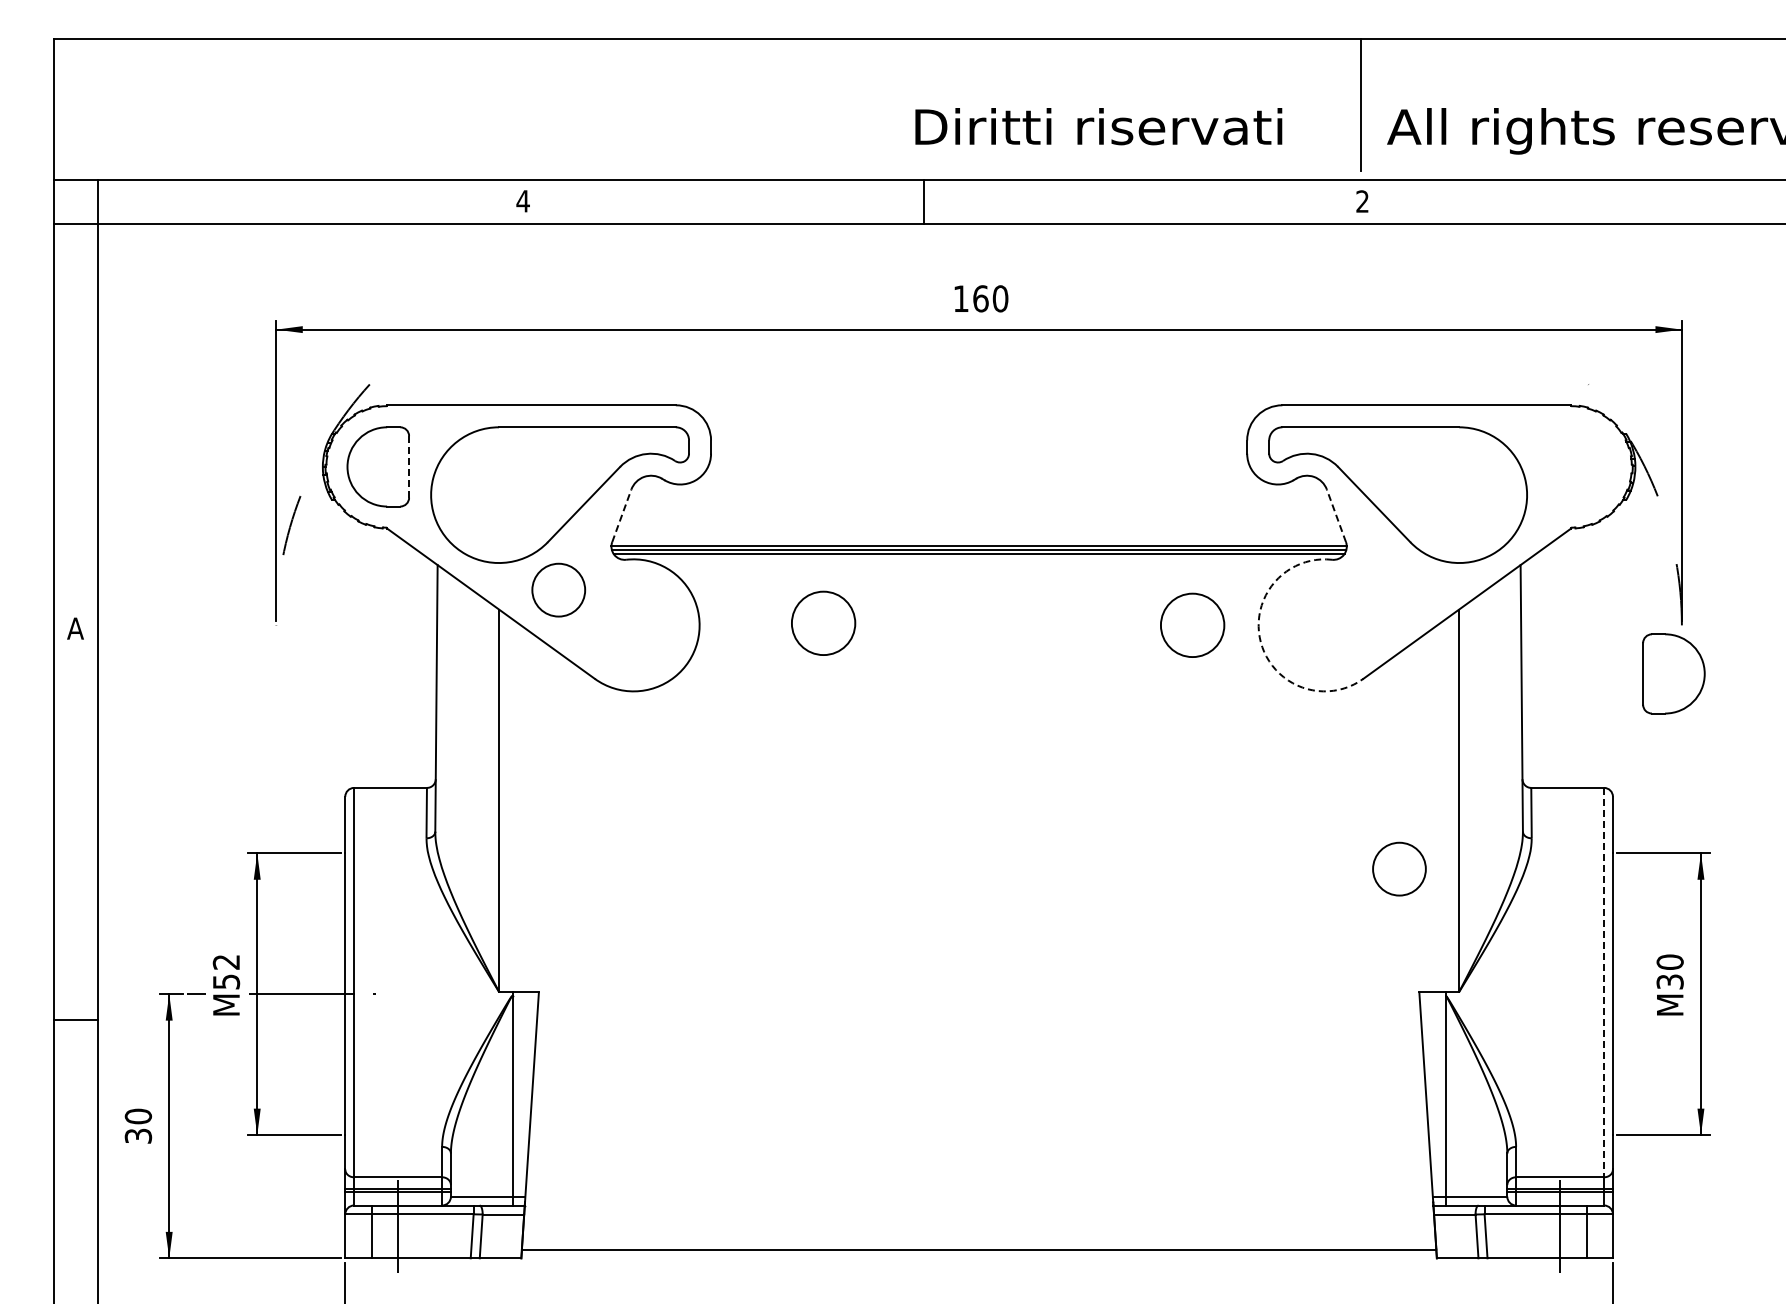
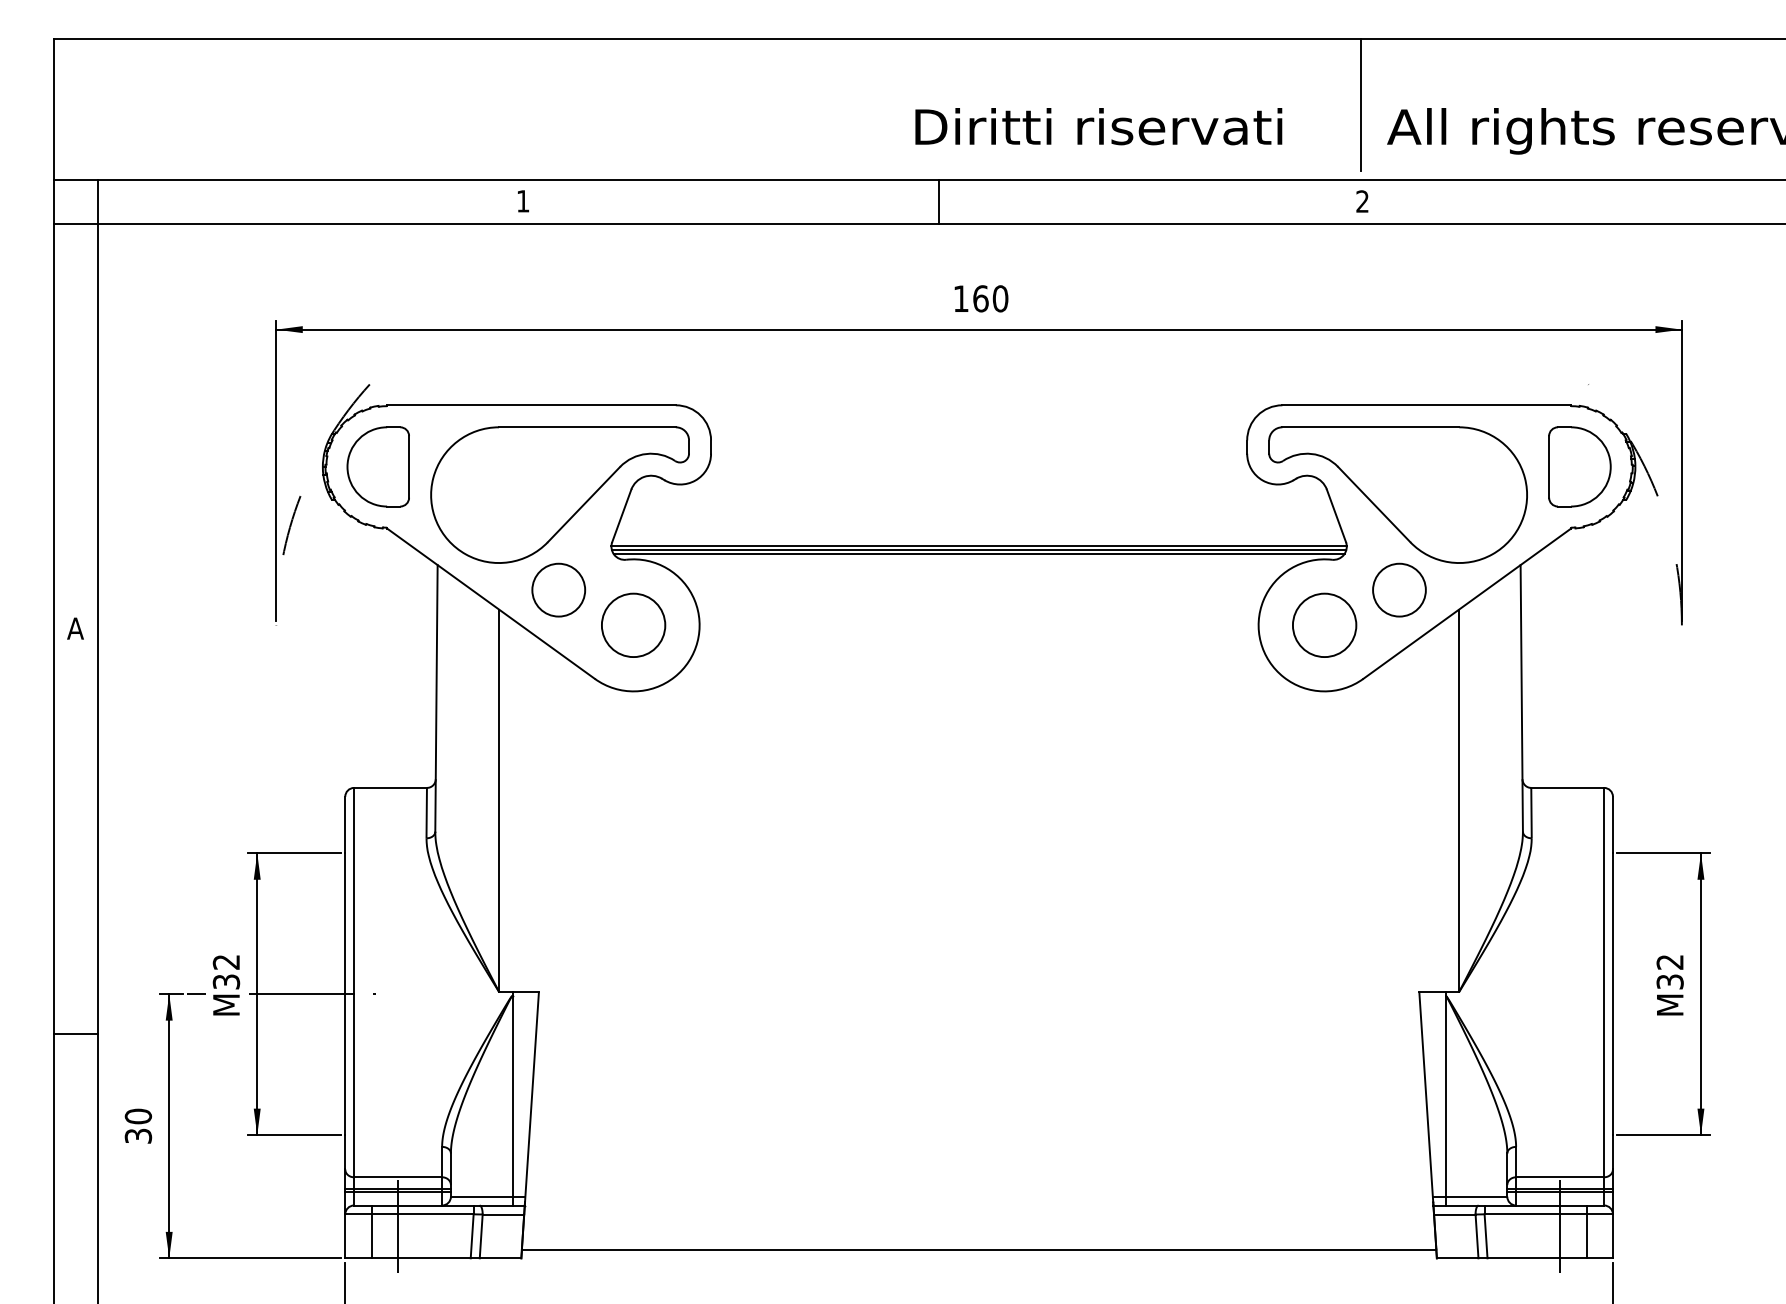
text: 4 -> 1 (522, 201)
line position: (924, 201) -> (939, 201) (939, 201)
line: dashed -> solid (409, 466)
line: dashed -> solid (621, 515)
line: dashed -> solid (1336, 515)
circle position: (823, 622) -> (633, 624) (633, 624)
circle position: (1192, 624) -> (1324, 624) (1324, 624)
arc: dashed -> solid (1260, 642)
part position: (1673, 673) -> (1579, 466) (1579, 466)
circle position: (1399, 868) -> (1399, 589) (1399, 589)
text: 30 -> 32 (1669, 961)
text: 52 -> 32 (225, 981)
line: dashed -> solid (1604, 982)
line position: (75, 1019) -> (75, 1033) (75, 1033)
